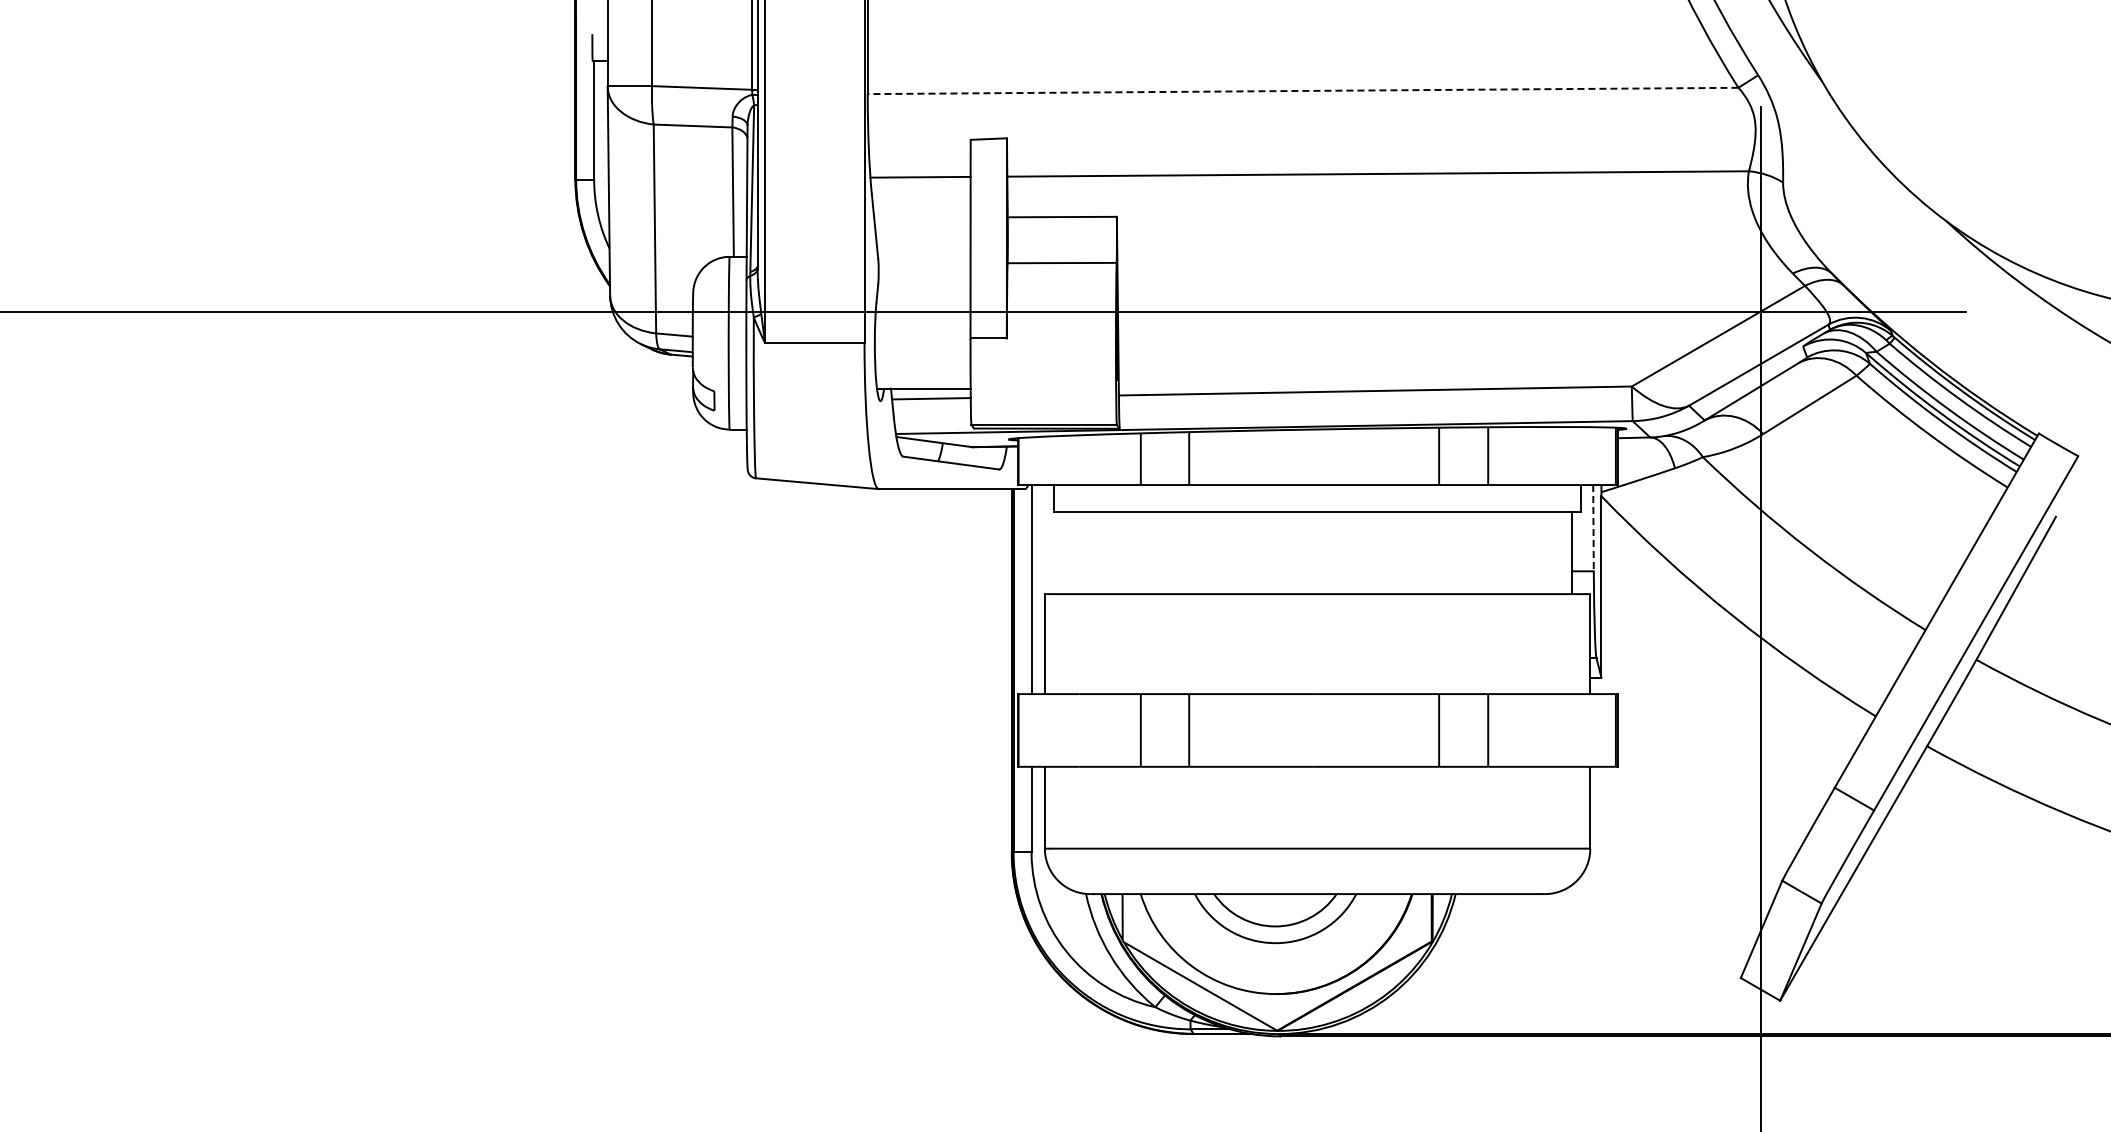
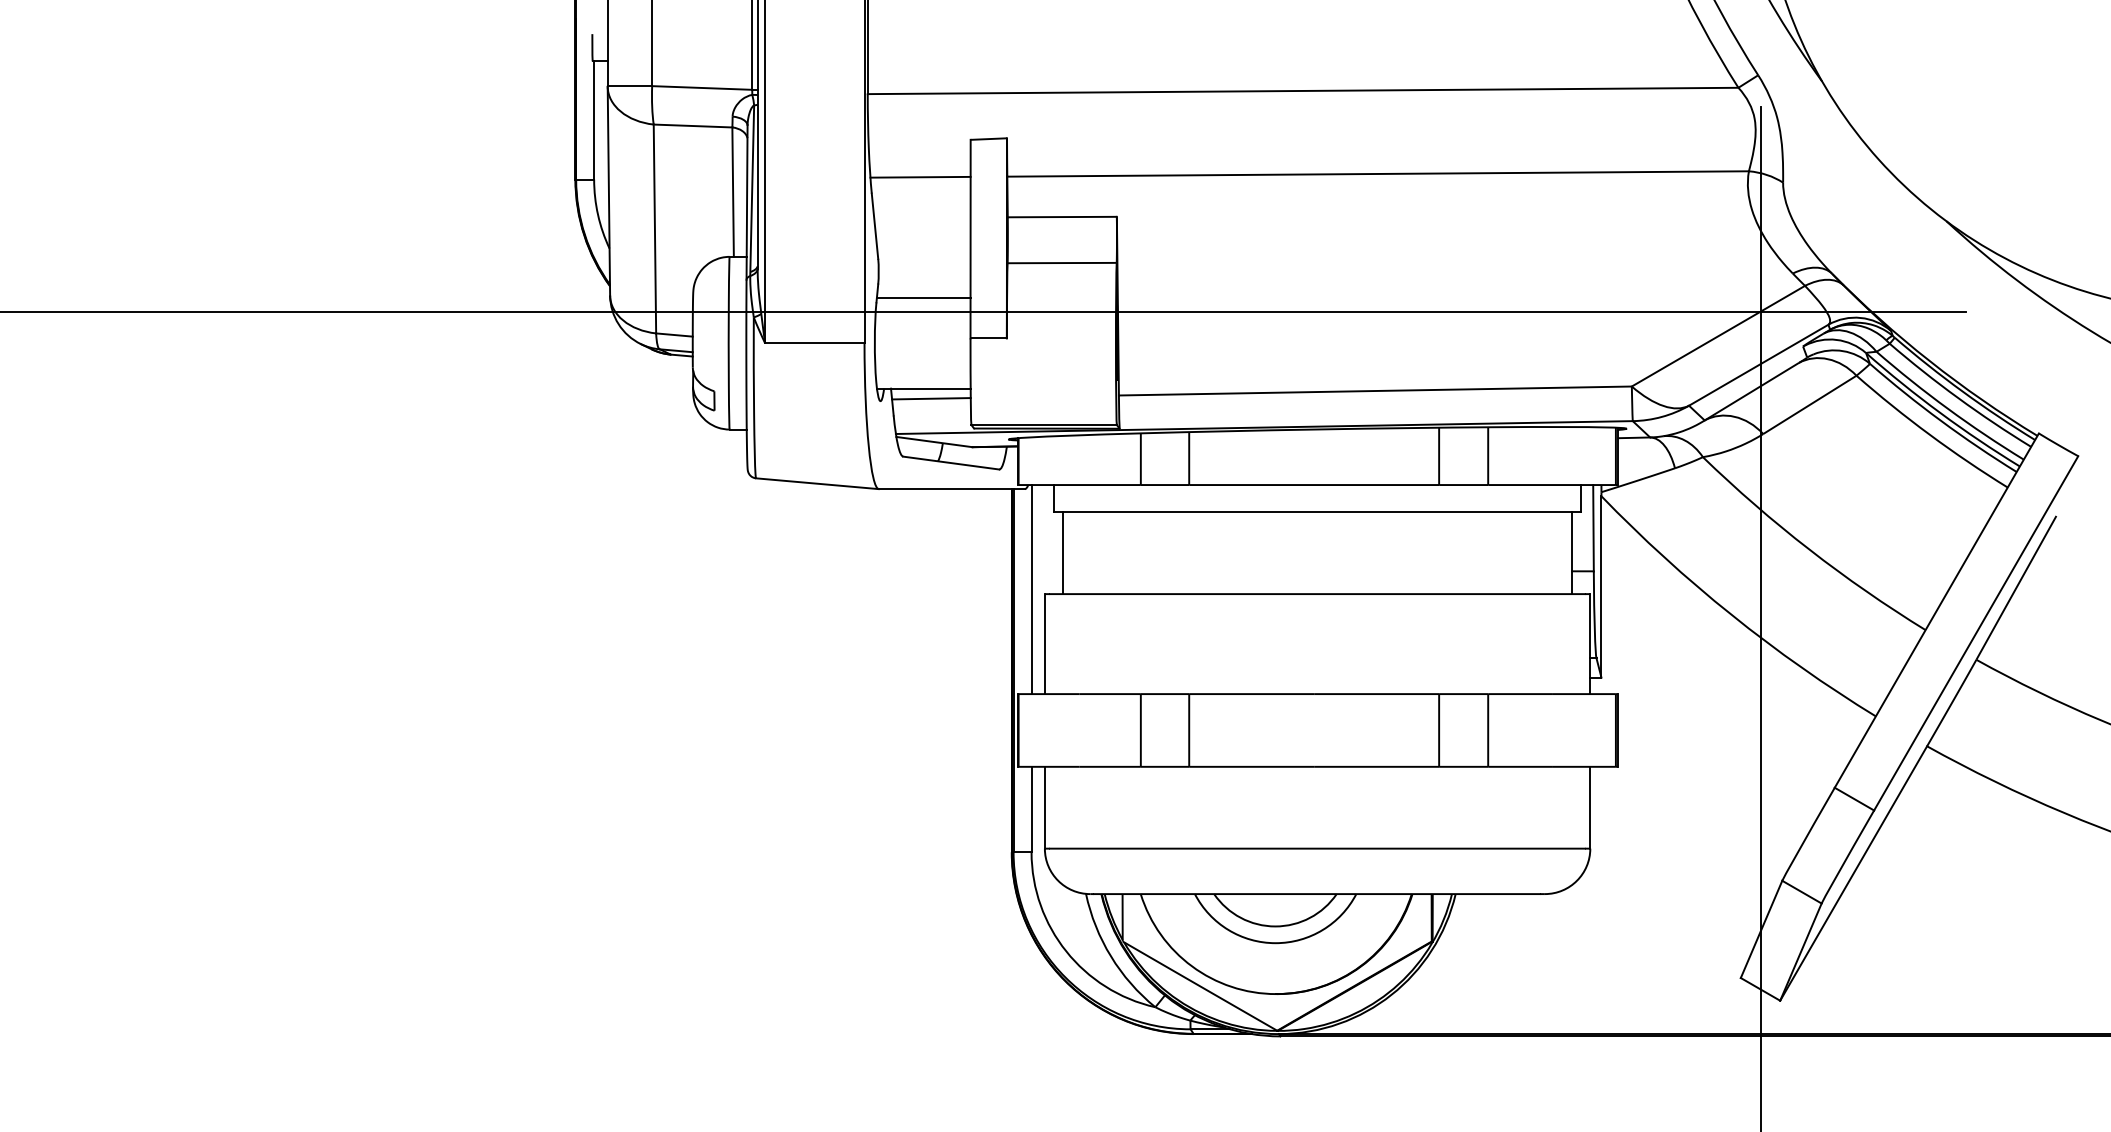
line: dashed -> solid (1302, 90)
line: none -> present (923, 297)
line: dashed -> solid (1593, 528)
line: none -> present (1063, 553)
